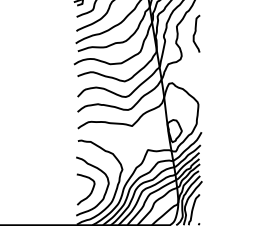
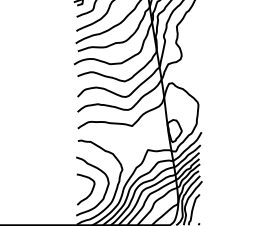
curve: present -> none (196, 32)
